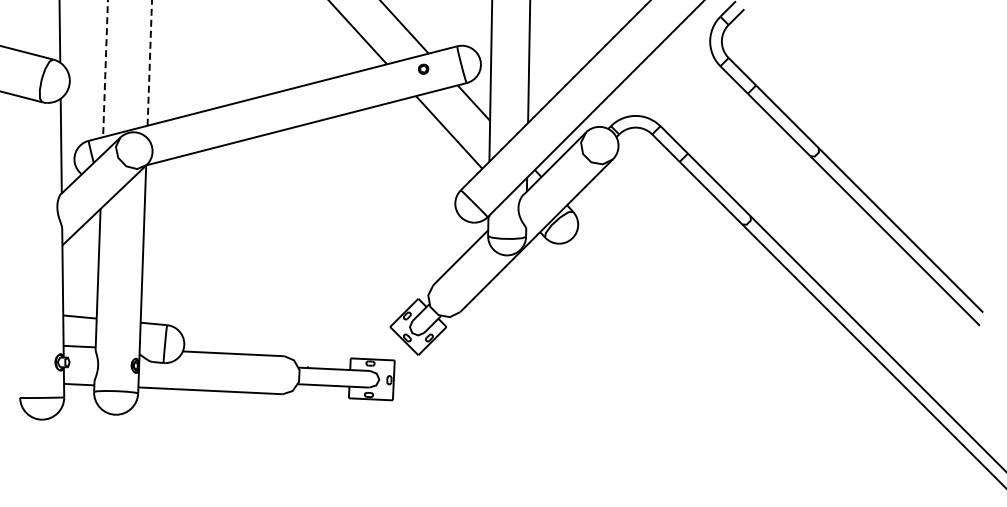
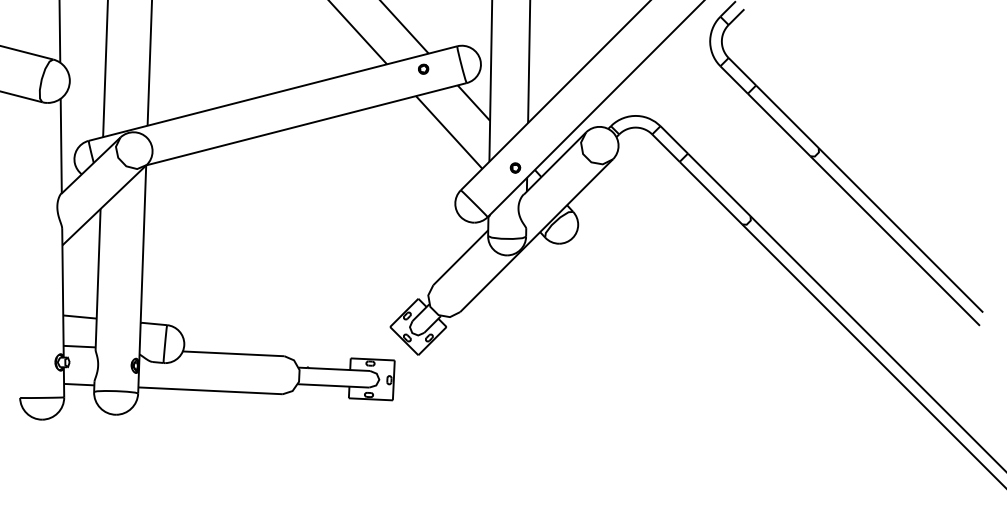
line: dashed -> solid (149, 62)
line: dashed -> solid (105, 69)
part: none -> present (515, 167)
